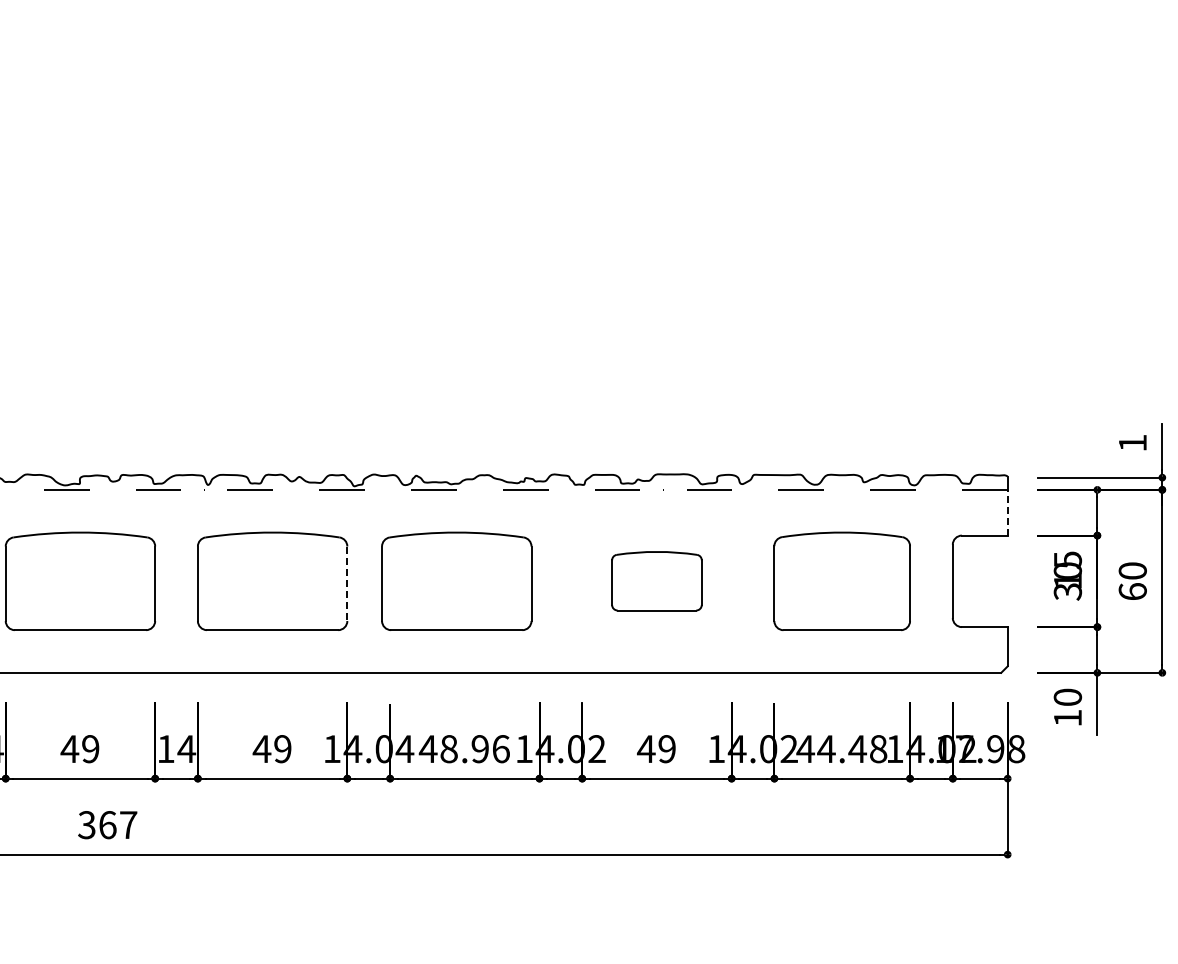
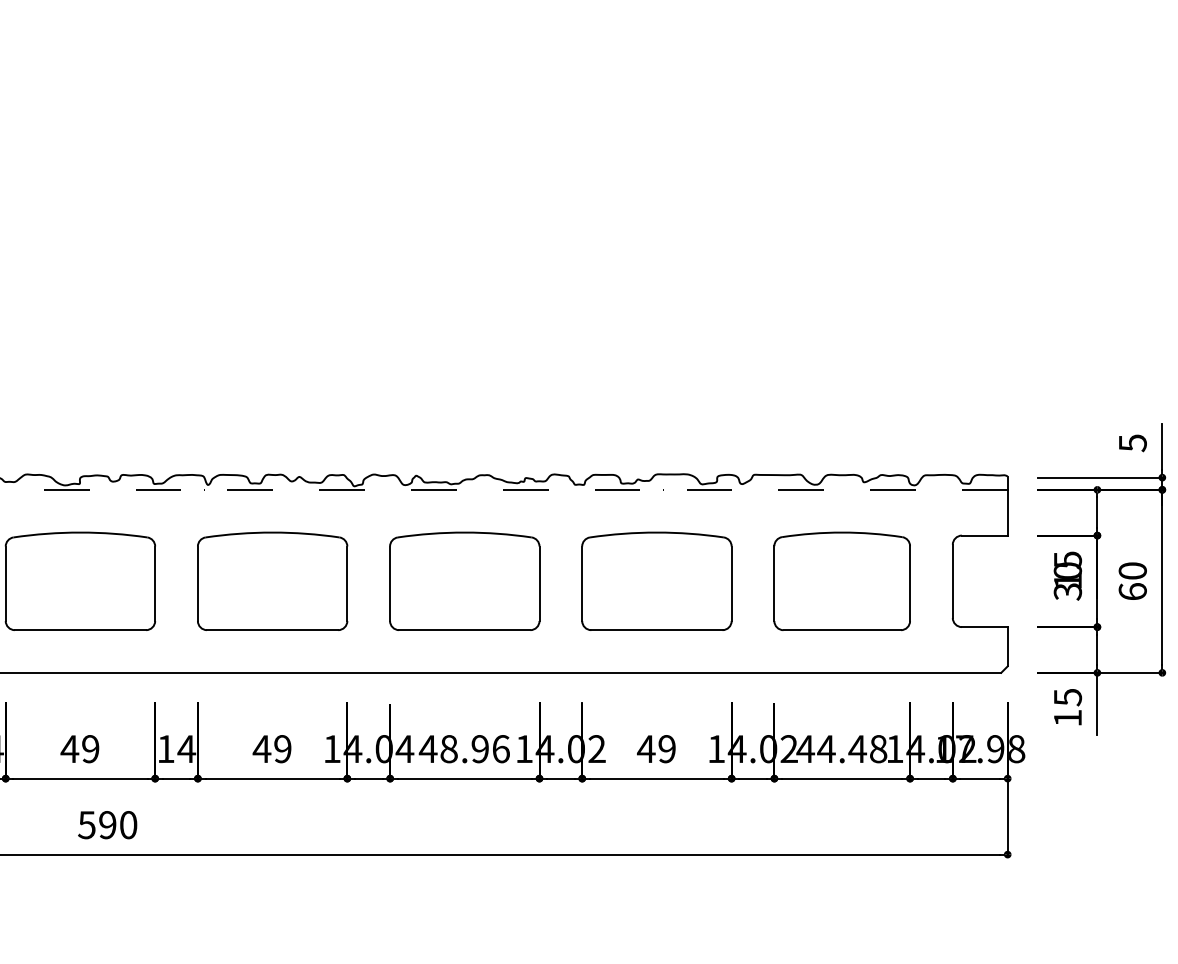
text: 1 -> 5 (1132, 443)
line: dashed -> solid (1007, 512)
part position: (456, 580) -> (464, 580) (464, 580)
part size: 92x61 px -> 152x100 px (656, 580)
line: dashed -> solid (347, 584)
text: 10 -> 15 (1067, 697)
text: 367 -> 590 (107, 825)
